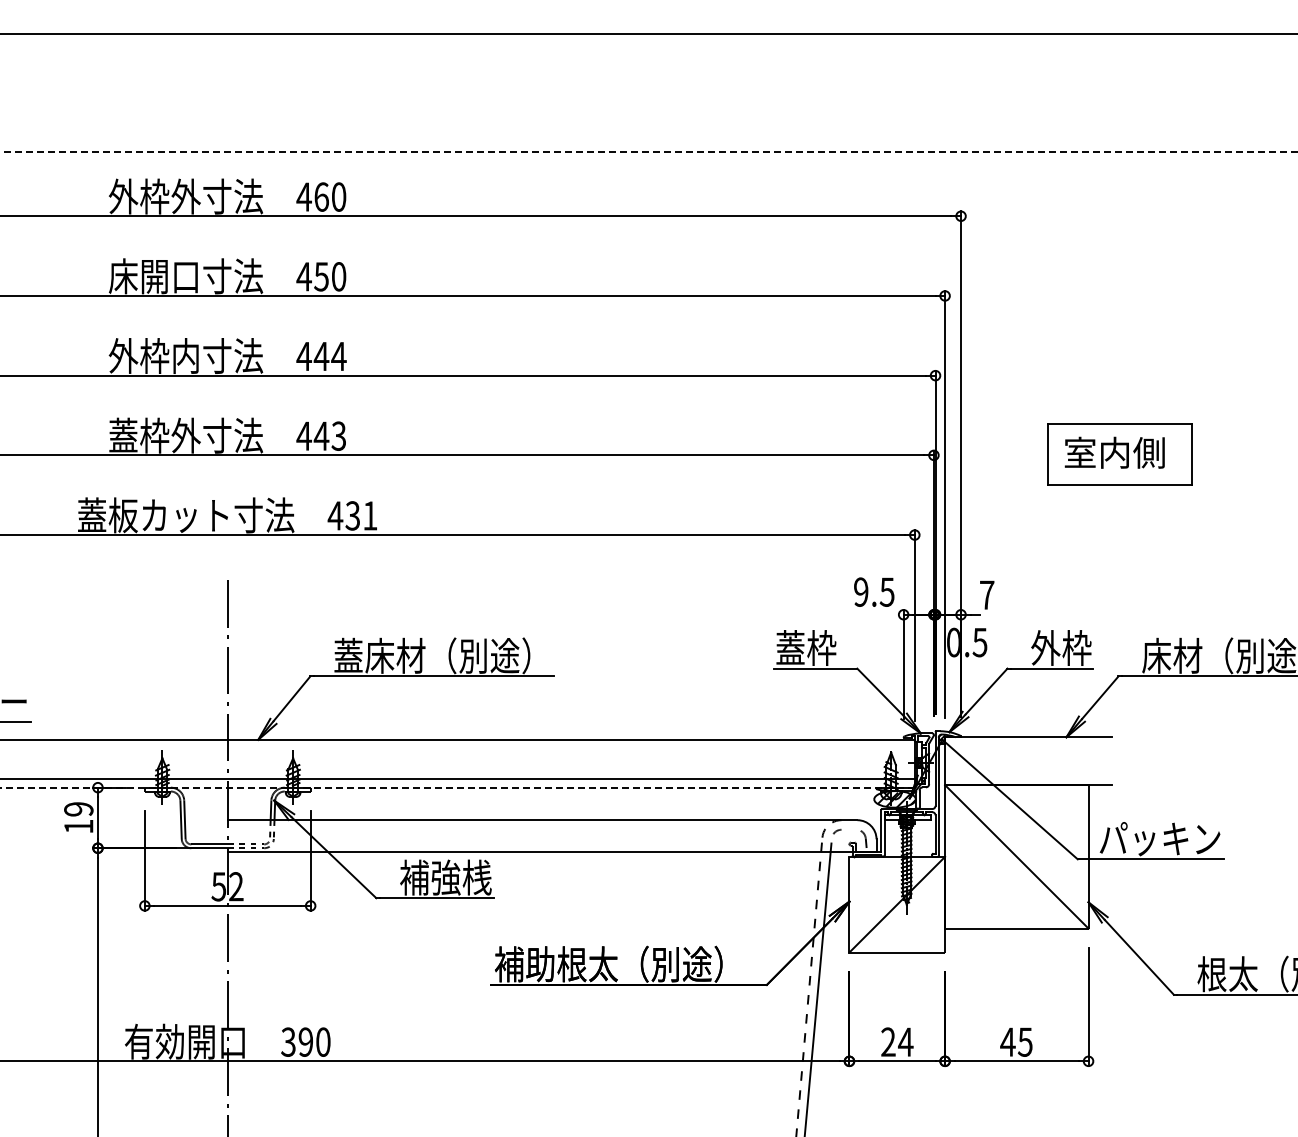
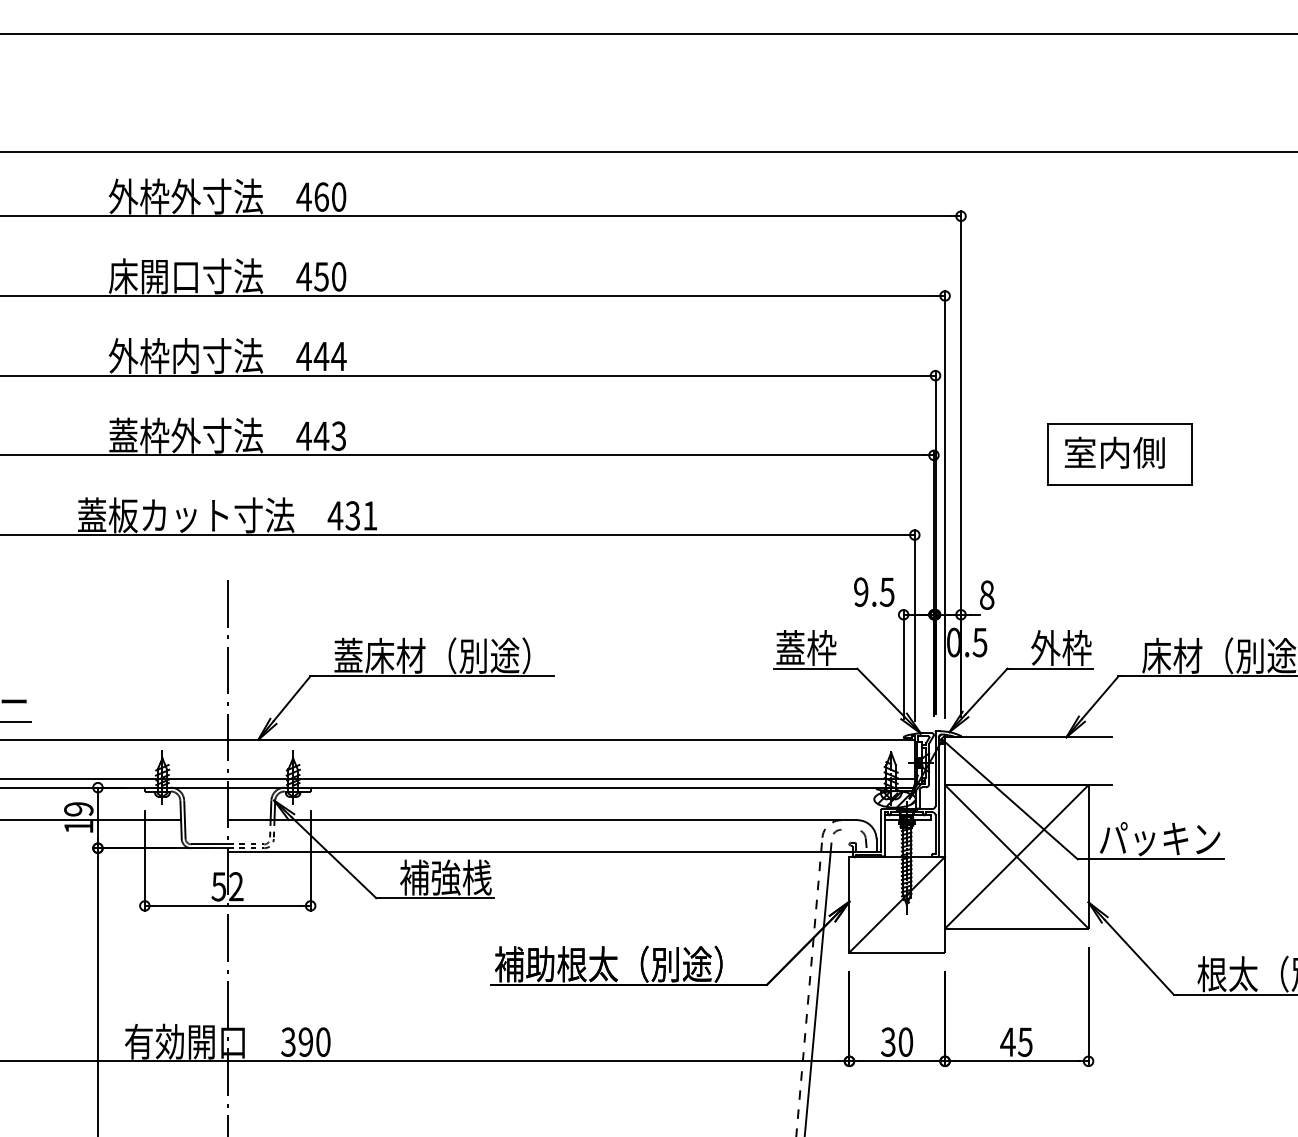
line: dashed -> solid (649, 151)
text: 7 -> 8 (987, 594)
line: dashed -> solid (457, 787)
line: none -> present (91, 820)
line: none -> present (1016, 856)
text: 24 -> 30 (897, 1041)
